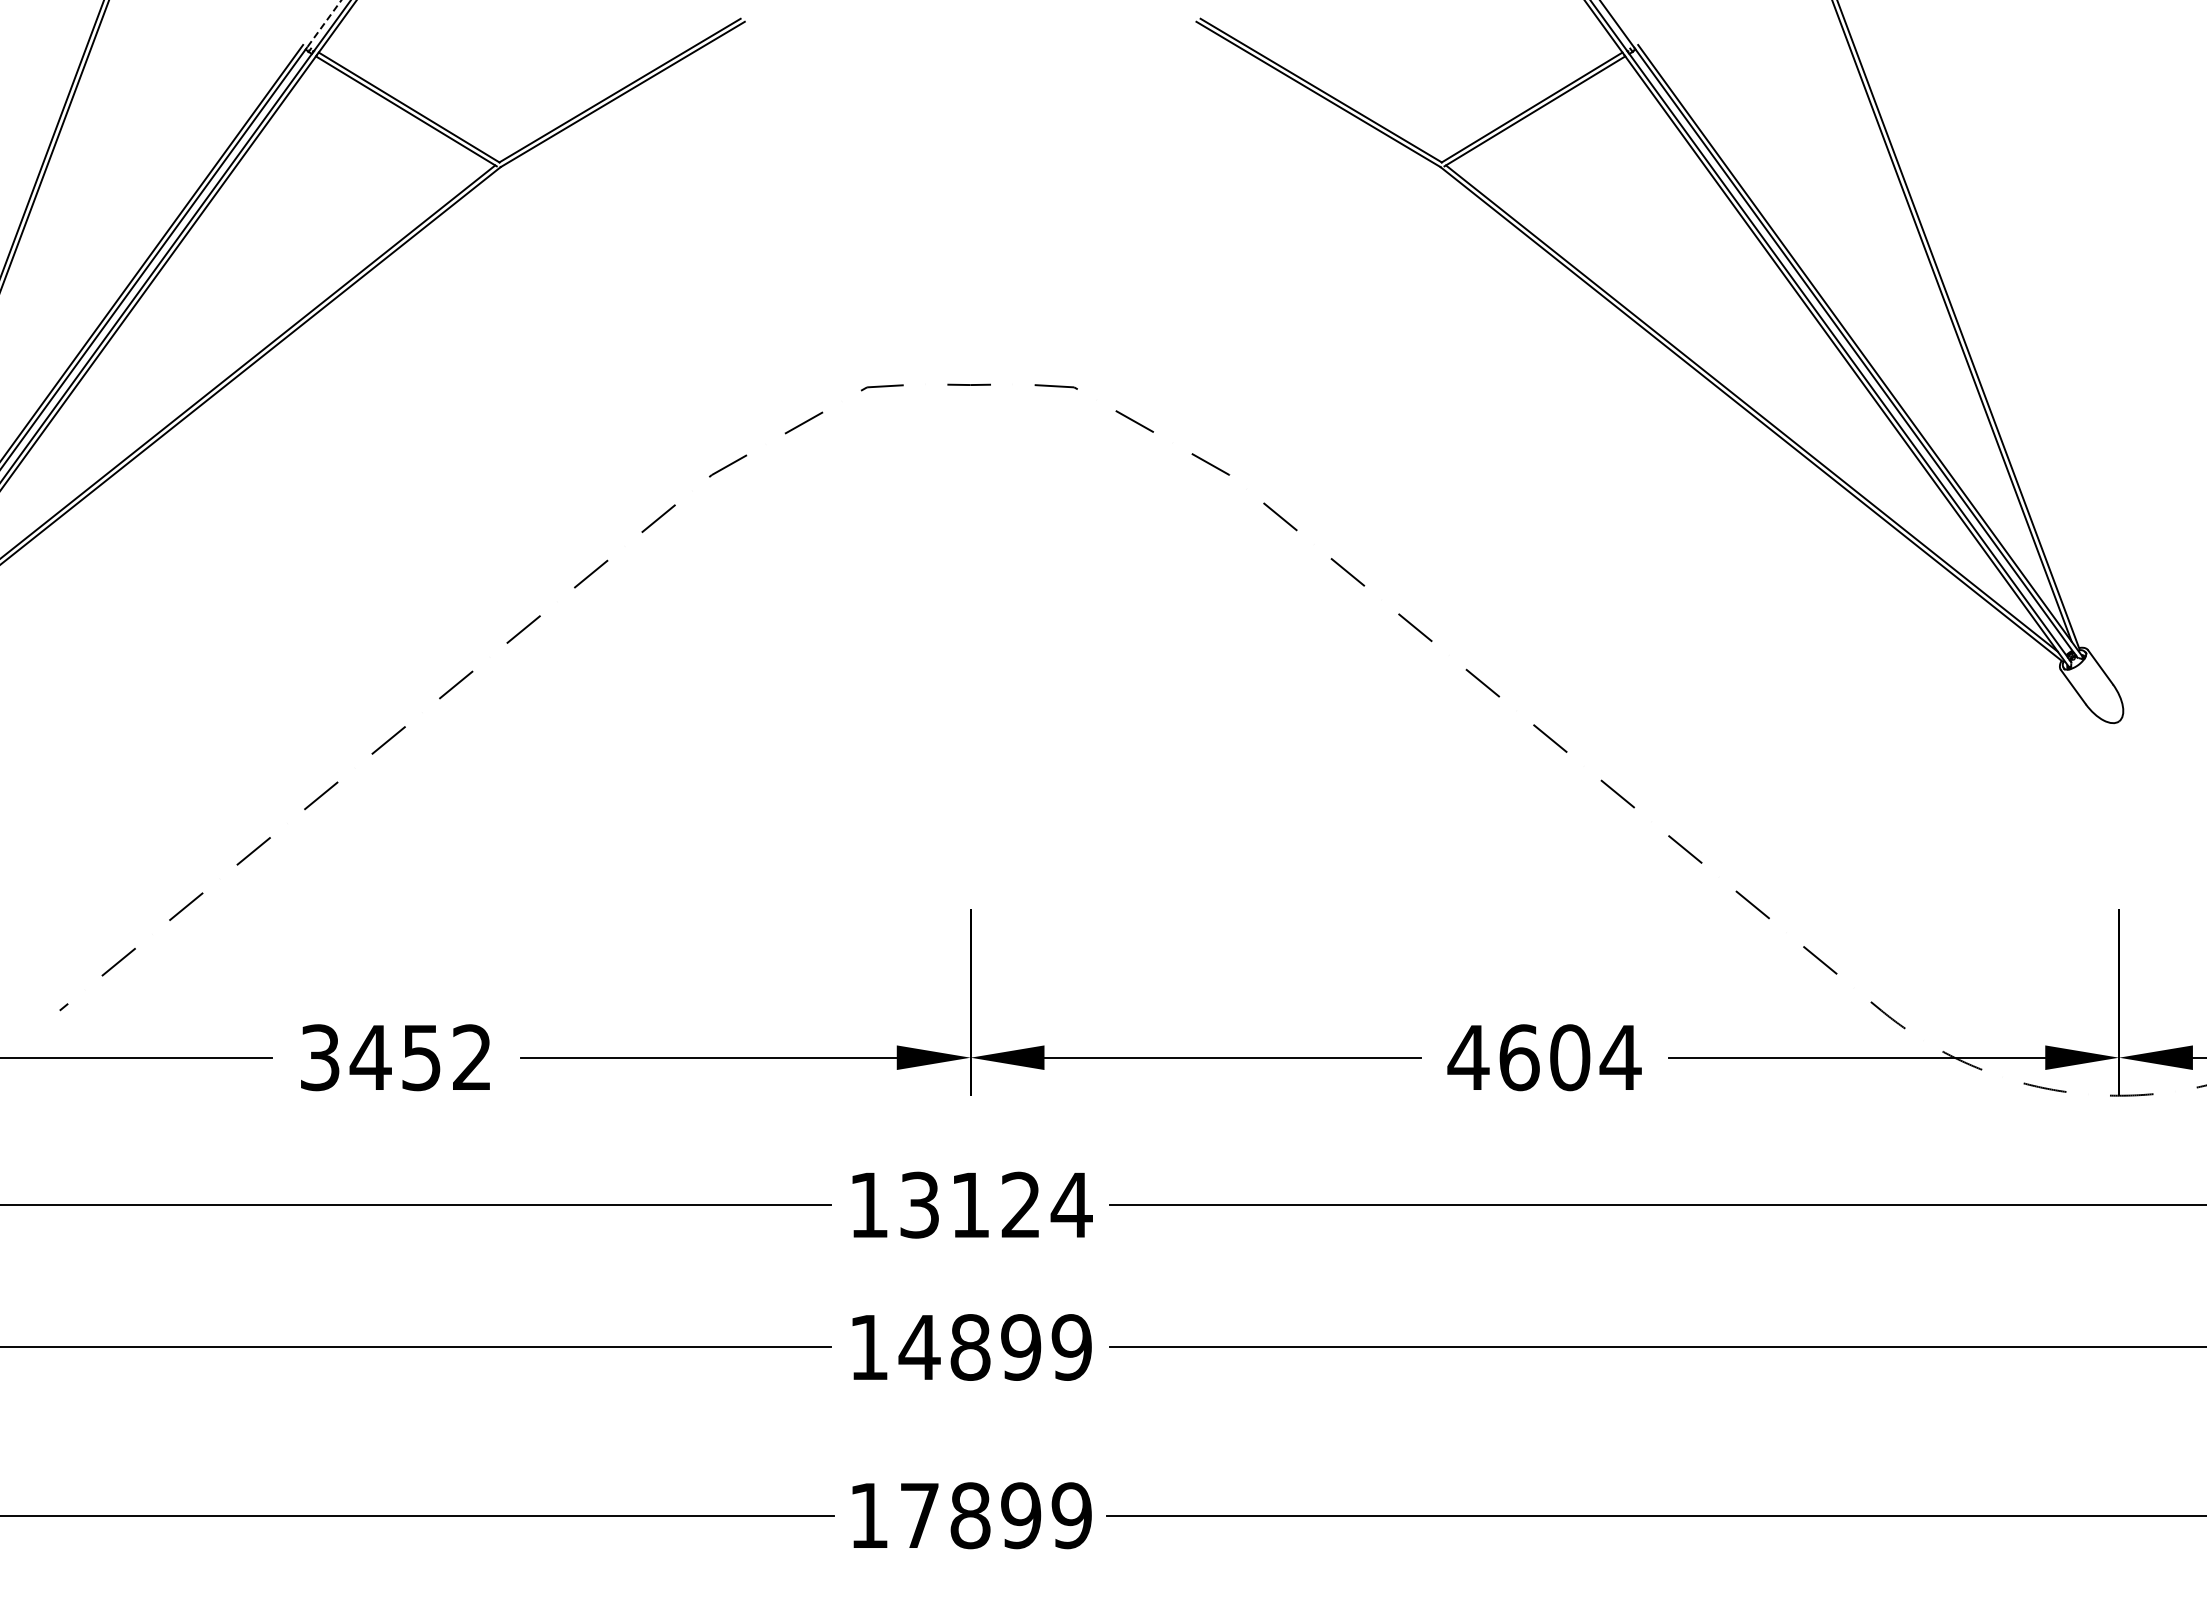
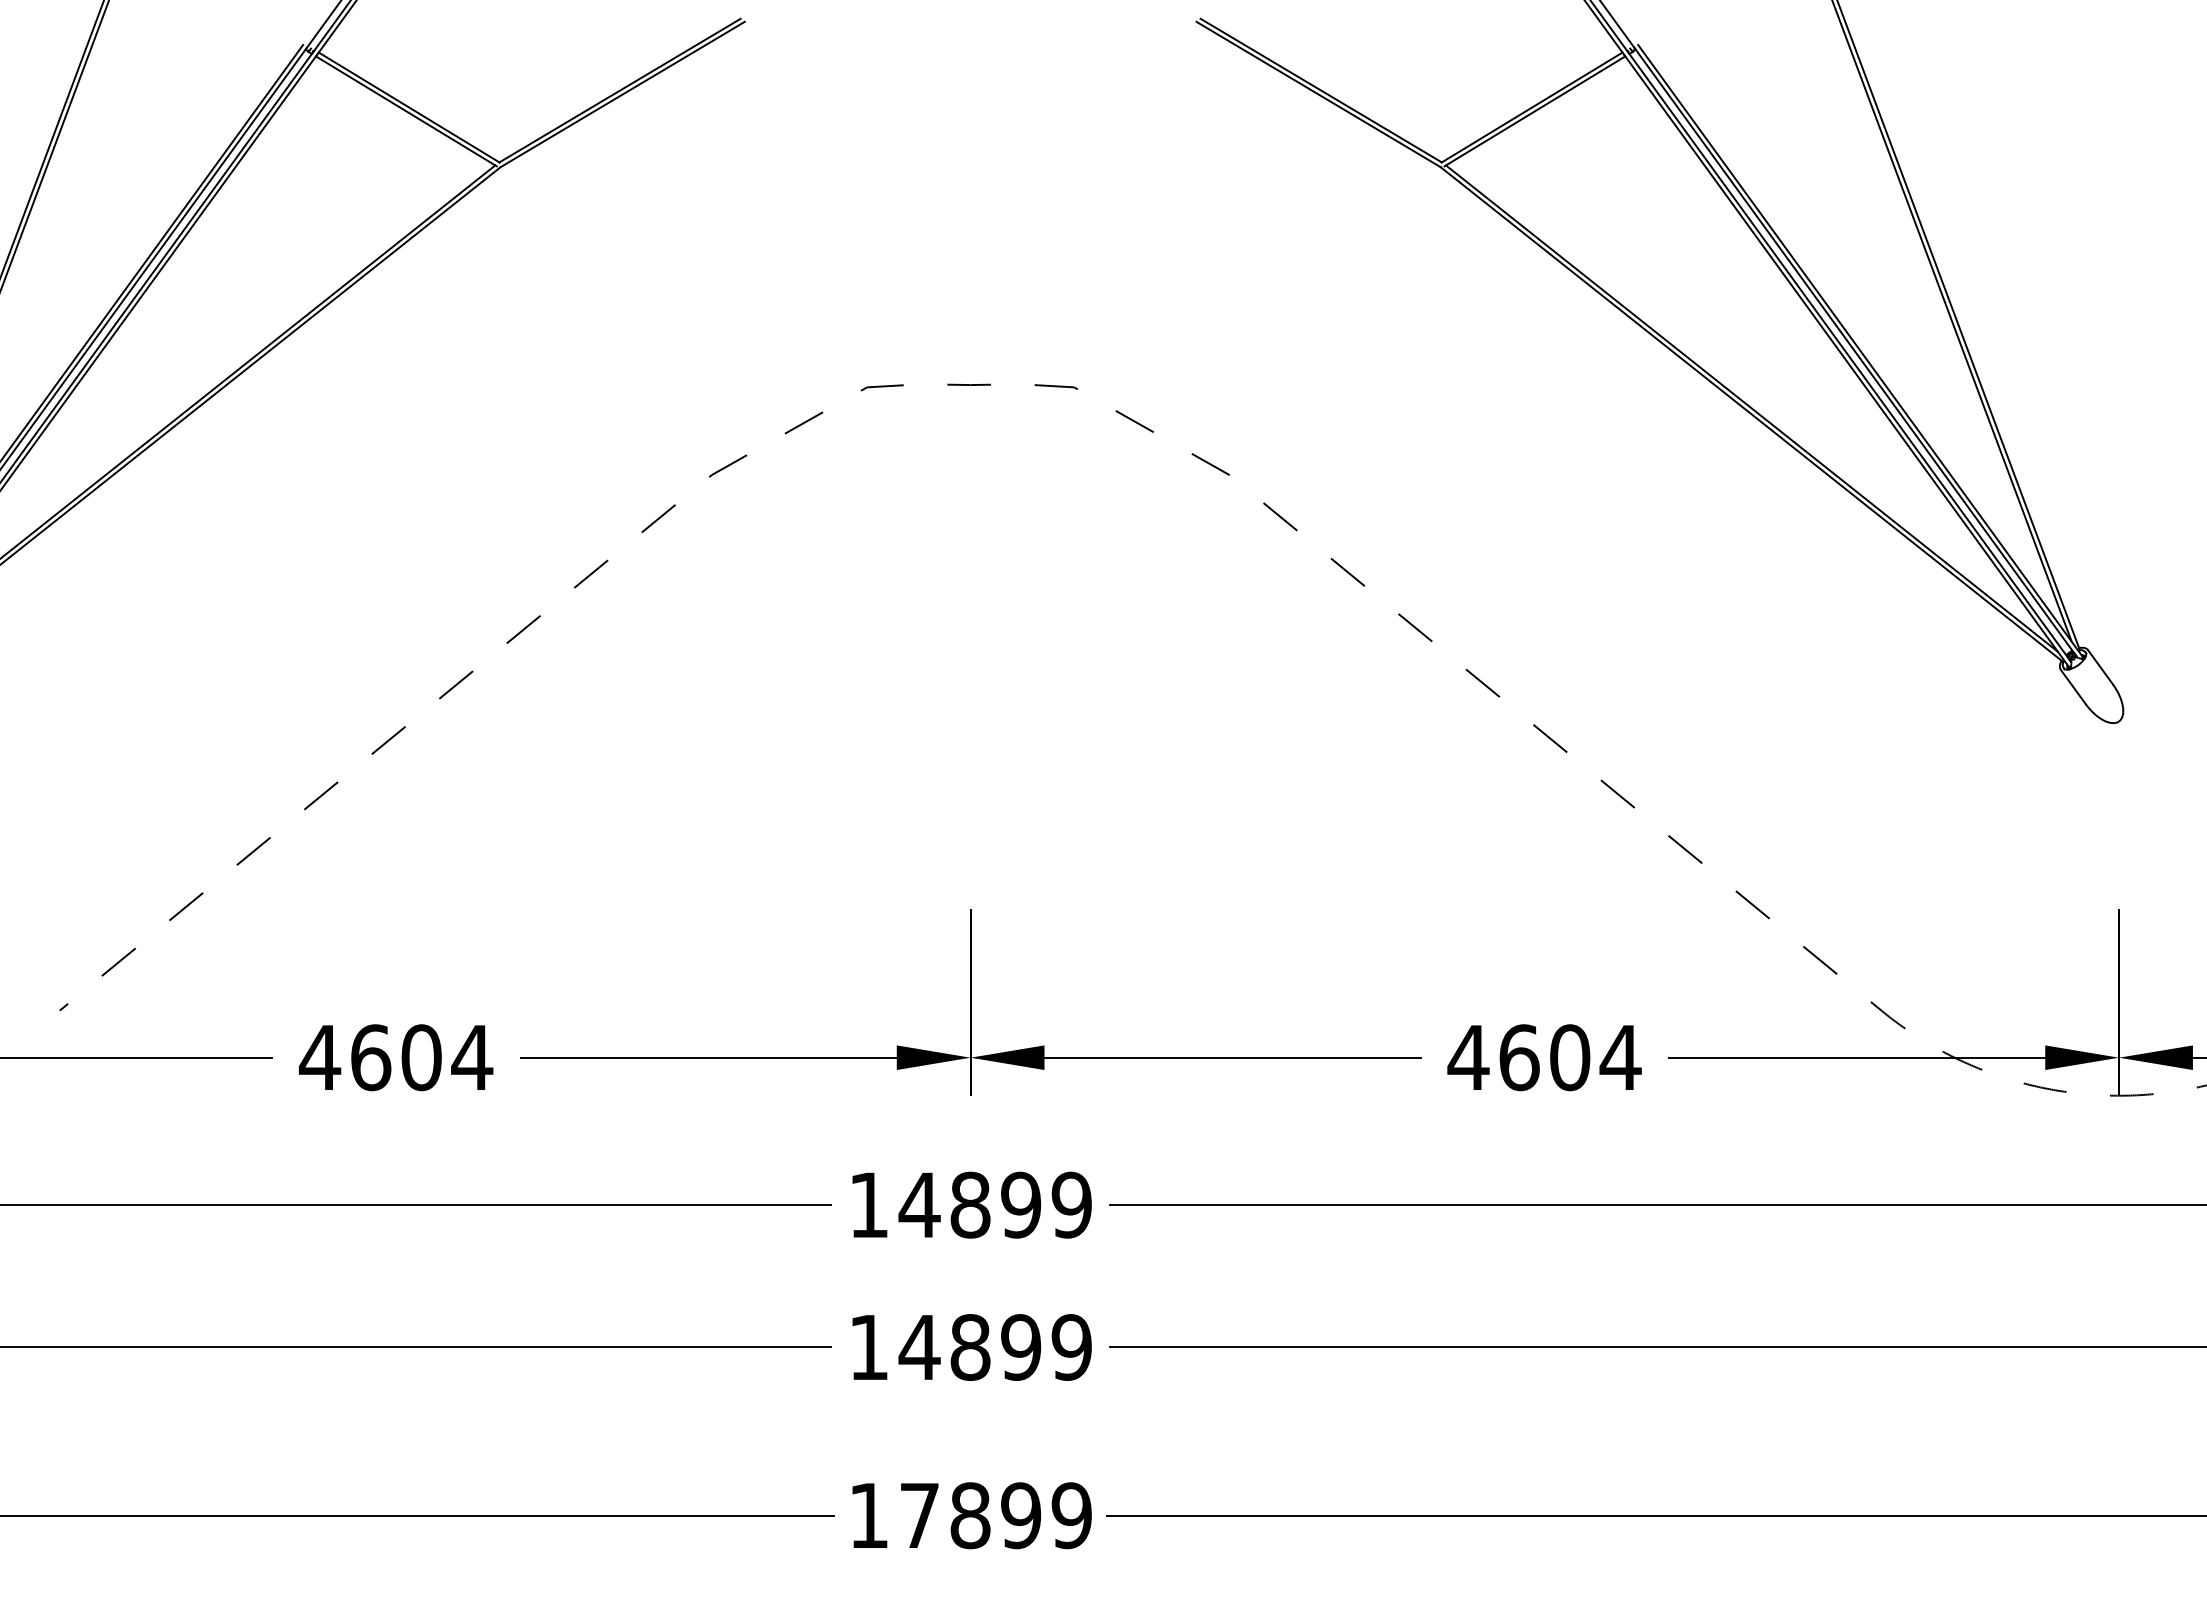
line: dashed -> solid (323, 24)
text: 3452 -> 4604 (395, 1057)
text: 13124 -> 14899 (995, 1204)
